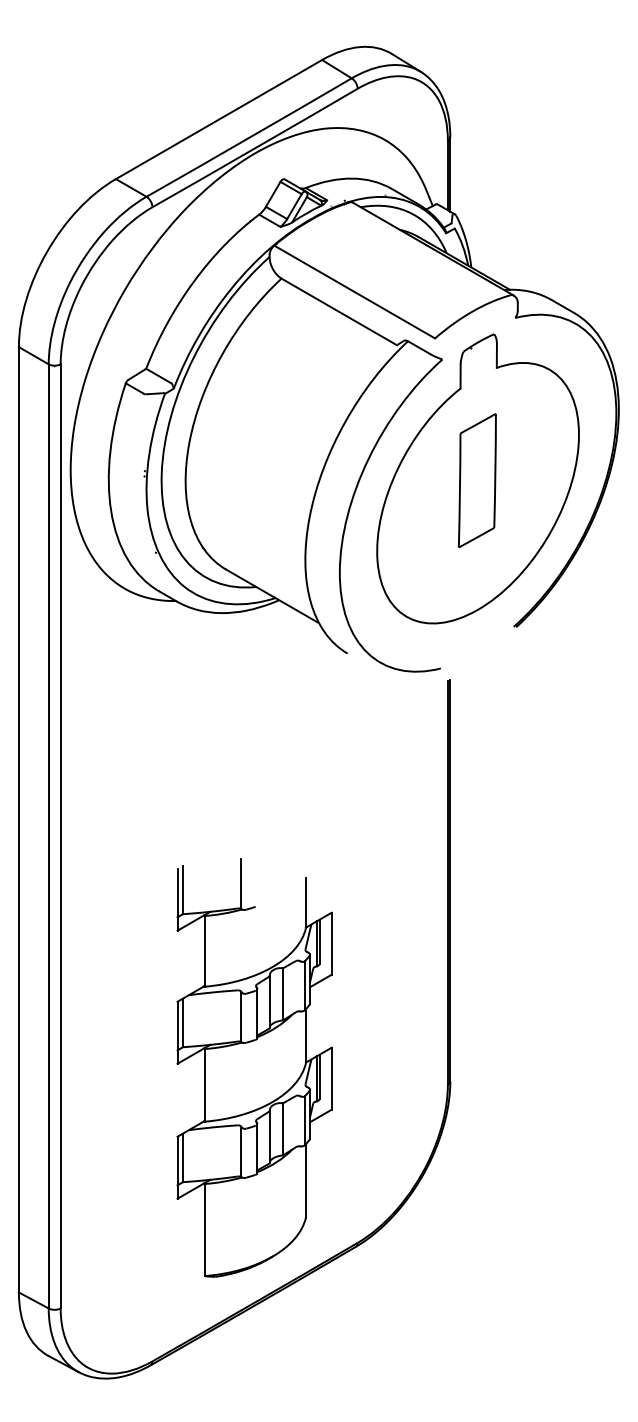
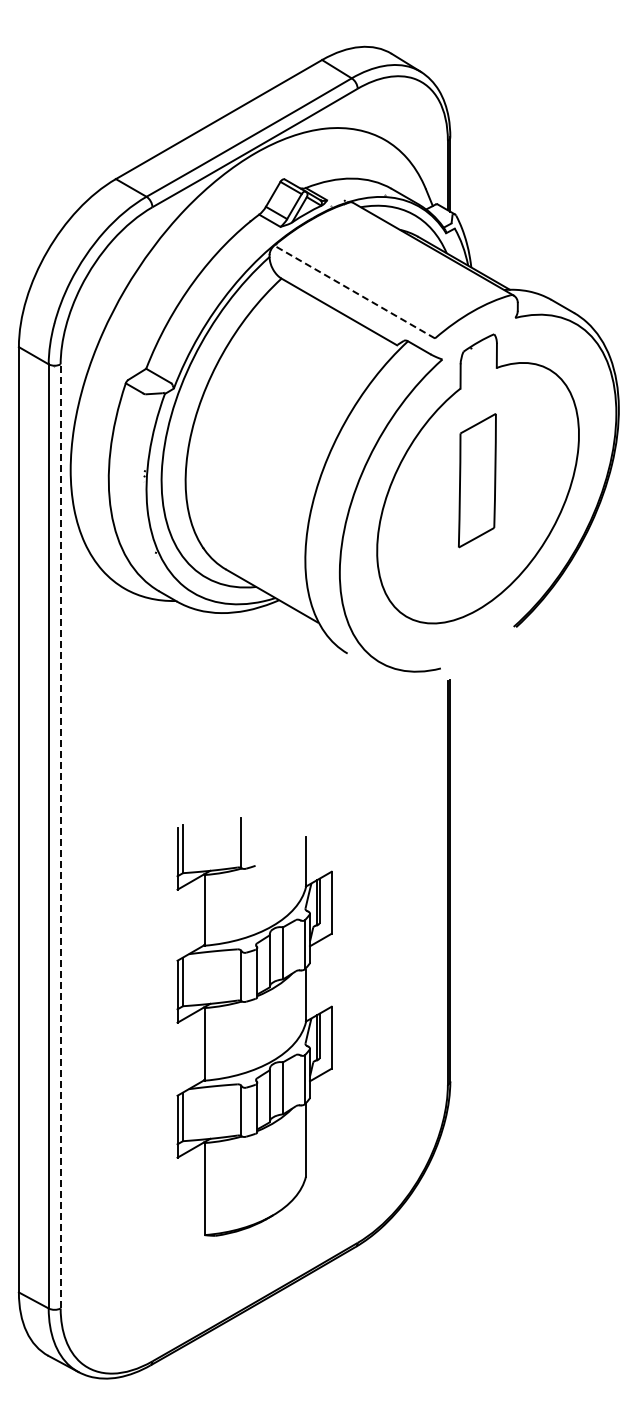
line: solid -> dashed (354, 292)
line: solid -> dashed (60, 835)
part position: (254, 1067) -> (254, 1026) (254, 1026)
